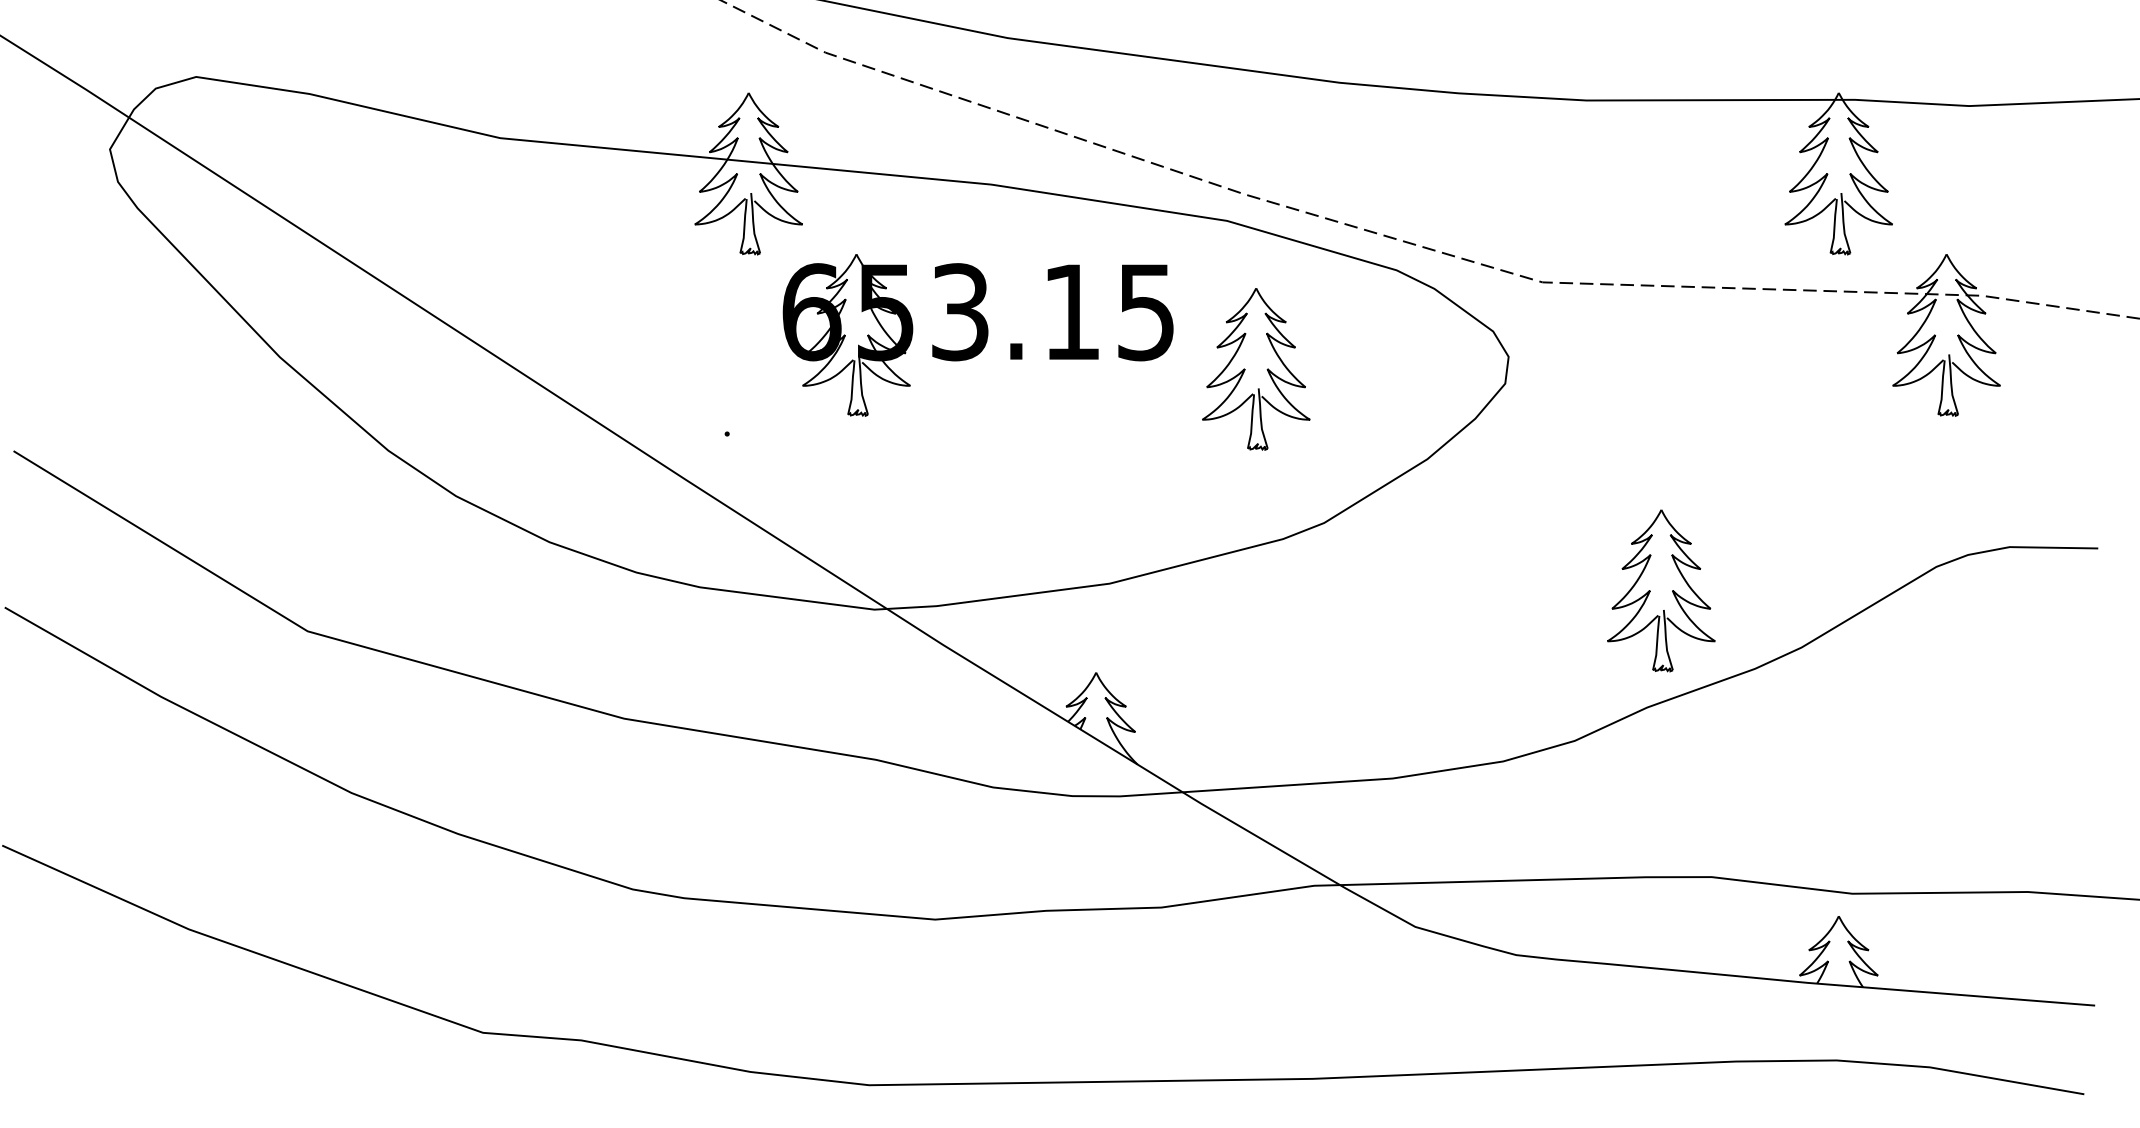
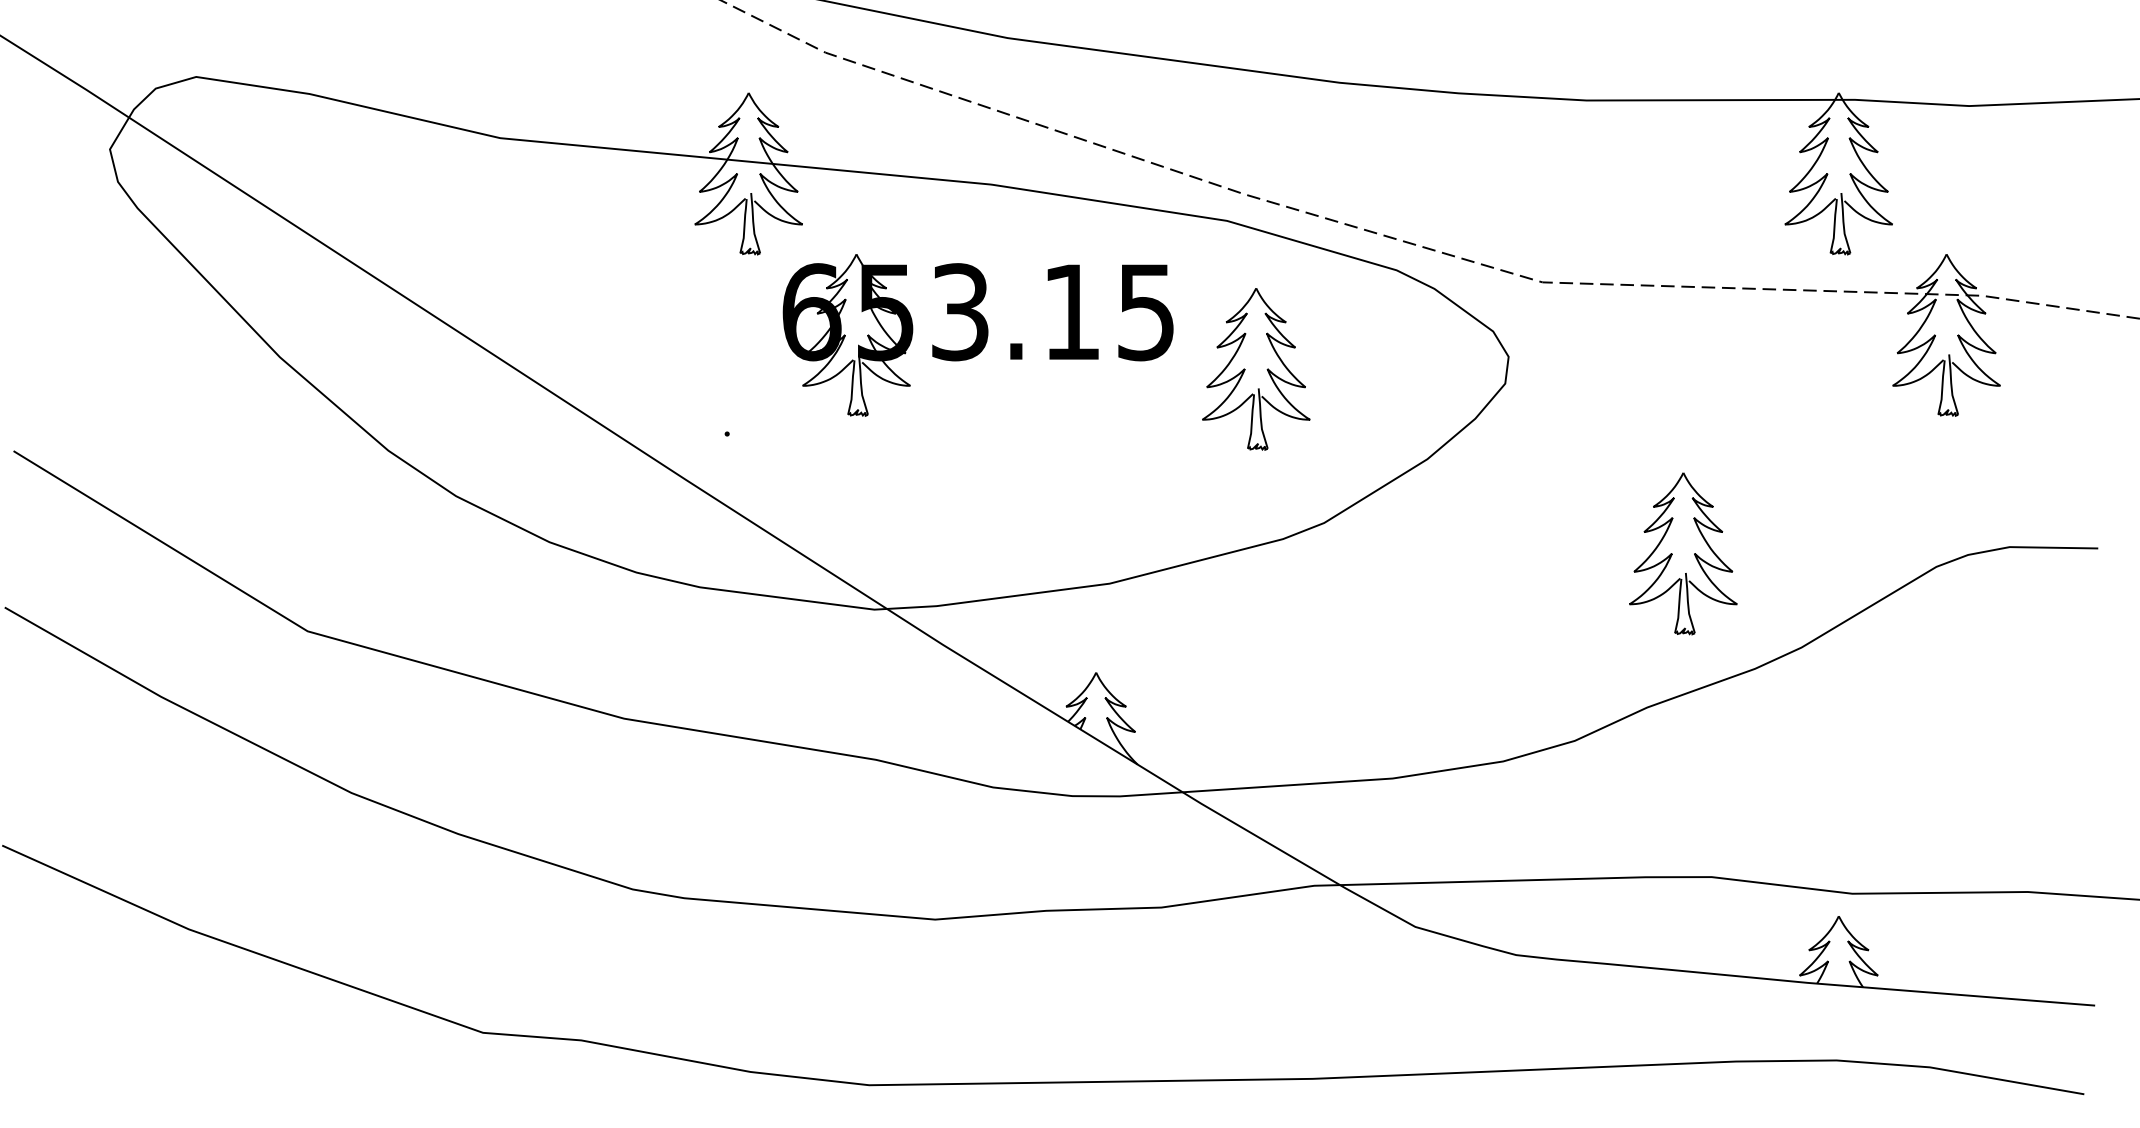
part position: (1661, 590) -> (1683, 553) (1683, 553)
